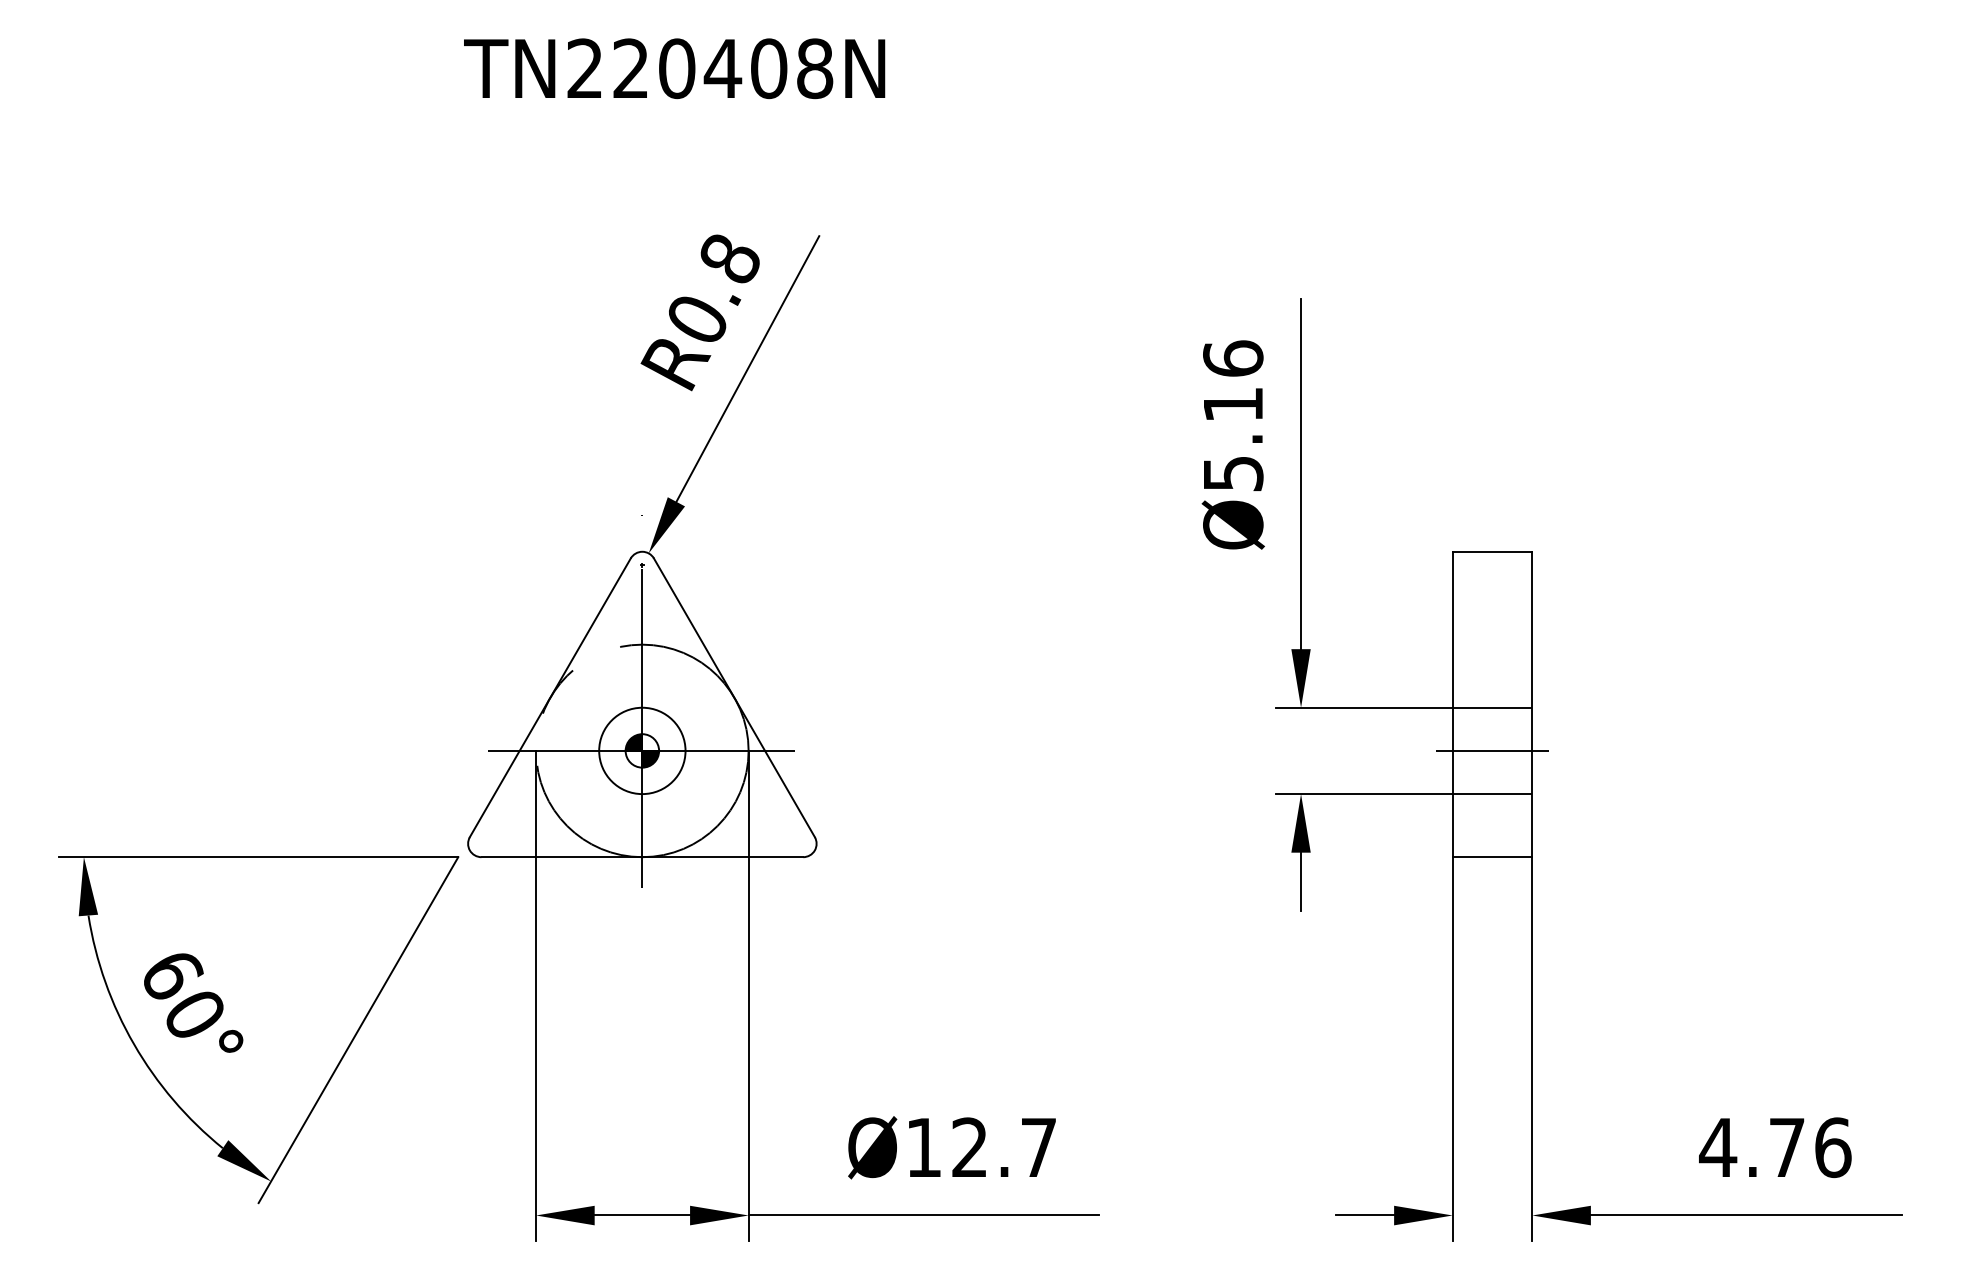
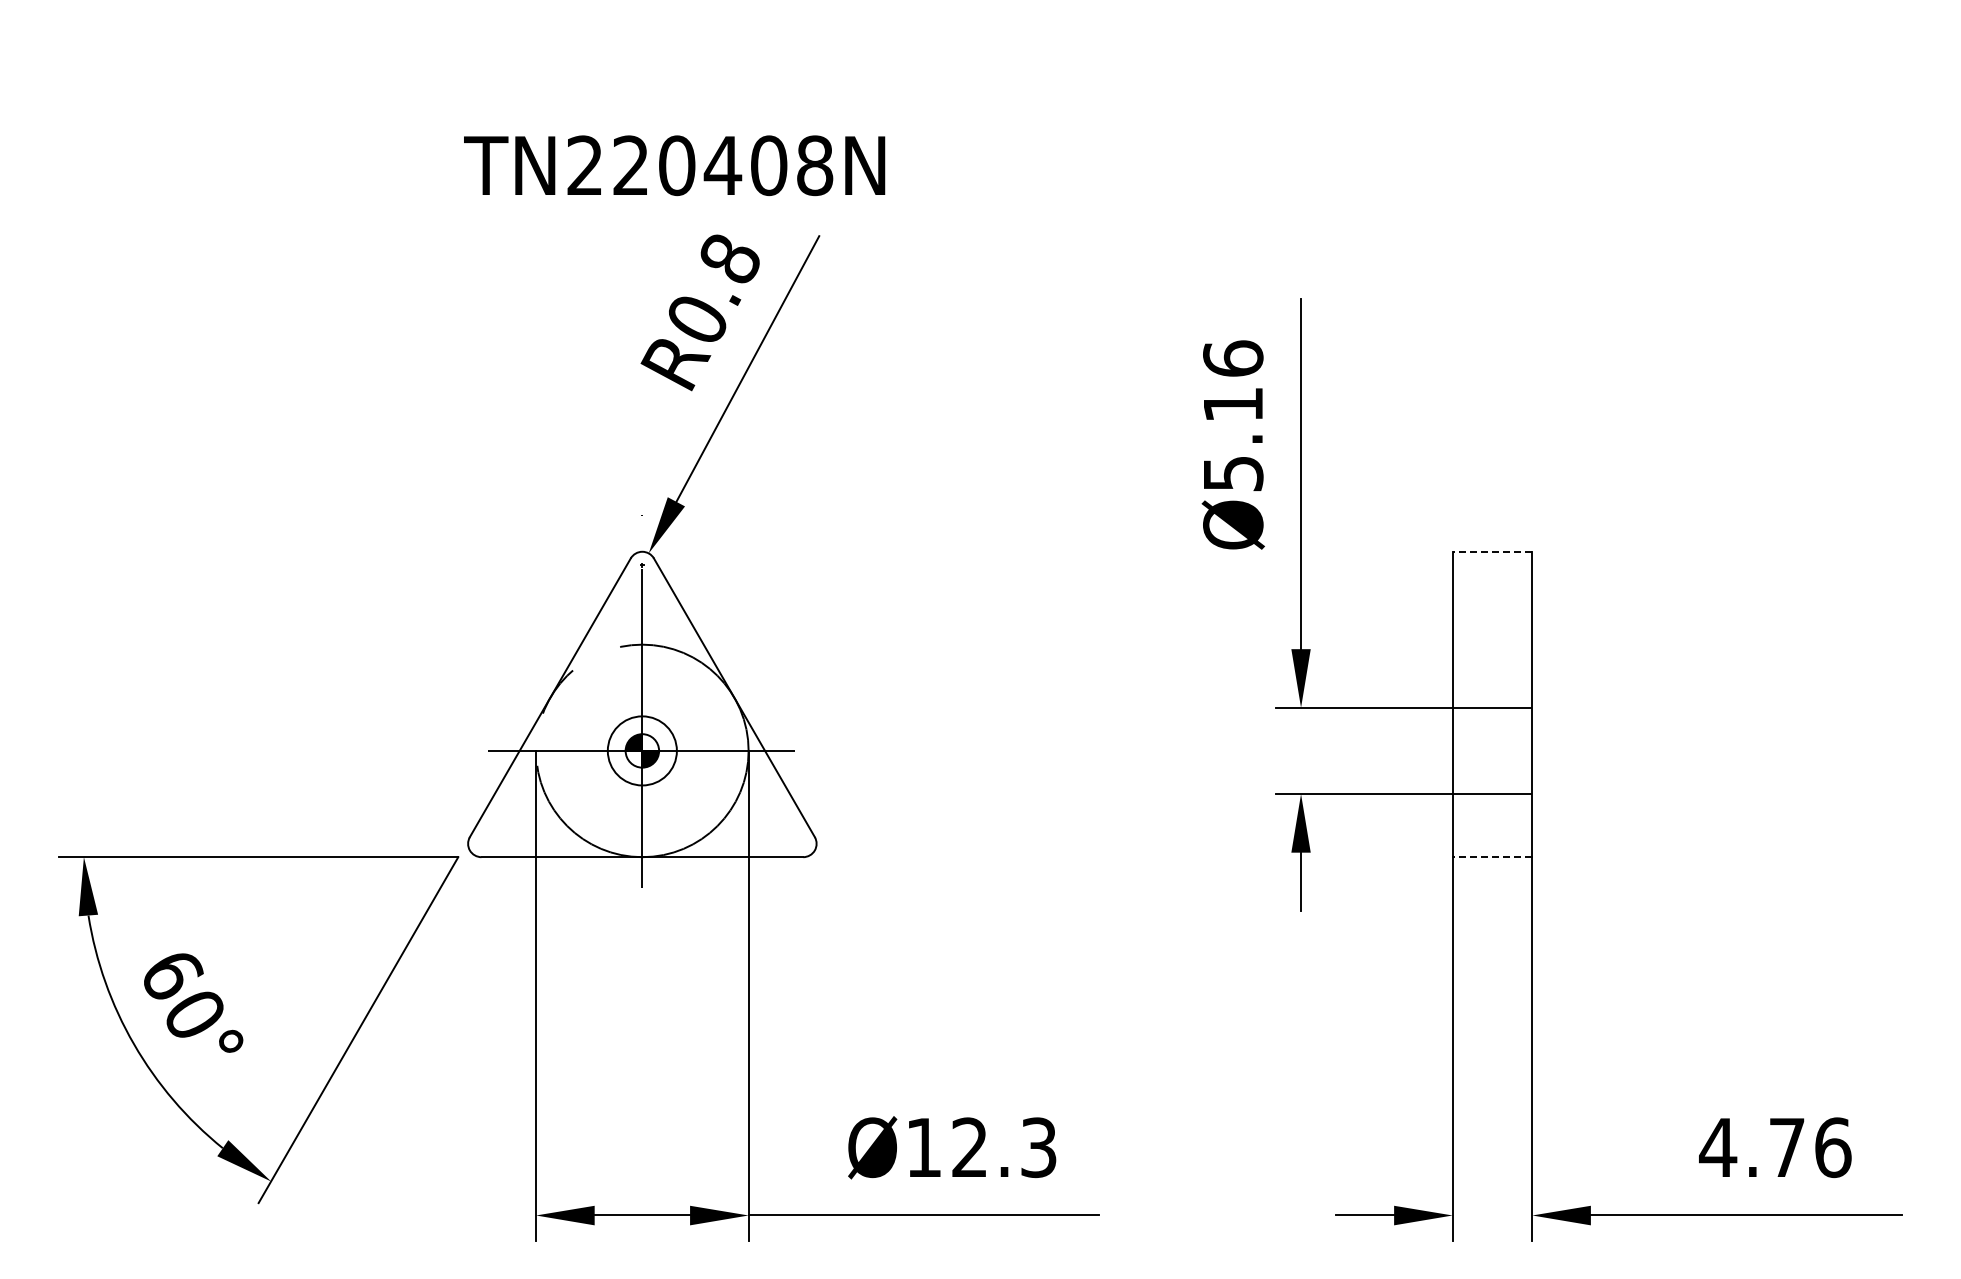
text position: (674, 68) -> (674, 165) (674, 165)
line: solid -> dashed (1492, 551)
circle diameter: 86 px -> 69 px (641, 750)
line: present -> none (1492, 750)
line: solid -> dashed (1492, 857)
text: Ø12.7 -> Ø12.3 (1038, 1147)
